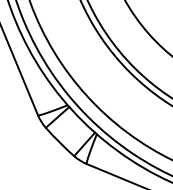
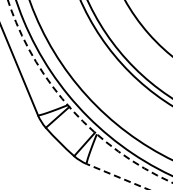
arc: solid -> dashed (72, 110)
line: solid -> dashed (117, 176)
